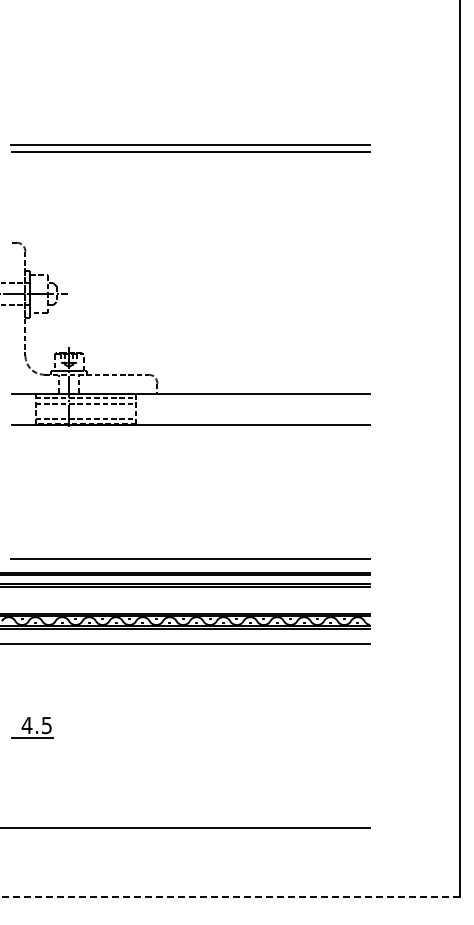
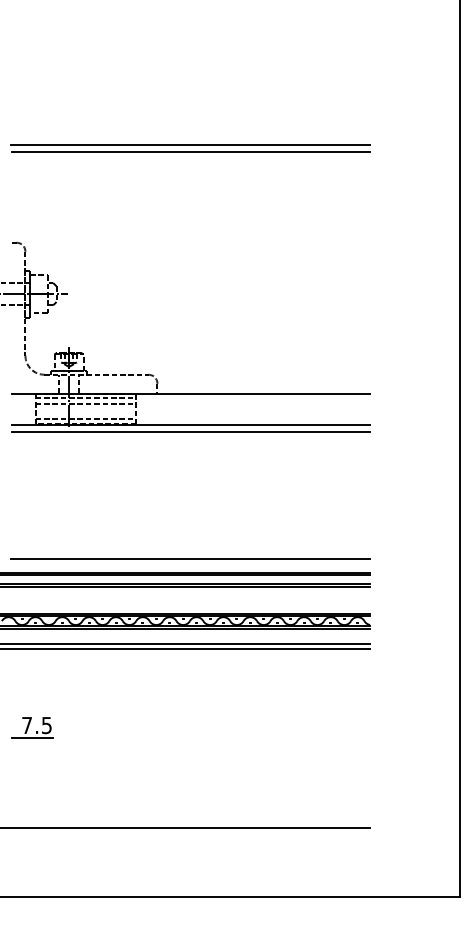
line: none -> present (191, 431)
line: none -> present (186, 648)
text: 4.5 -> 7.5 (26, 725)
line: dashed -> solid (230, 897)
